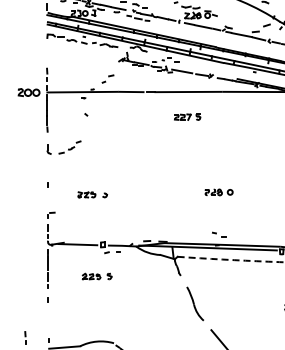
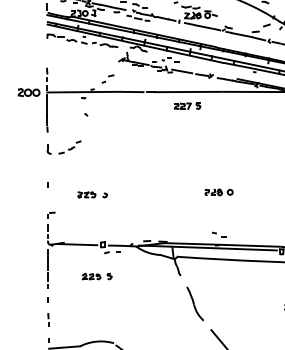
part position: (187, 116) -> (187, 105) (187, 105)
arc: dashed -> solid (231, 259)
line position: (25, 337) -> (48, 319) (48, 319)
